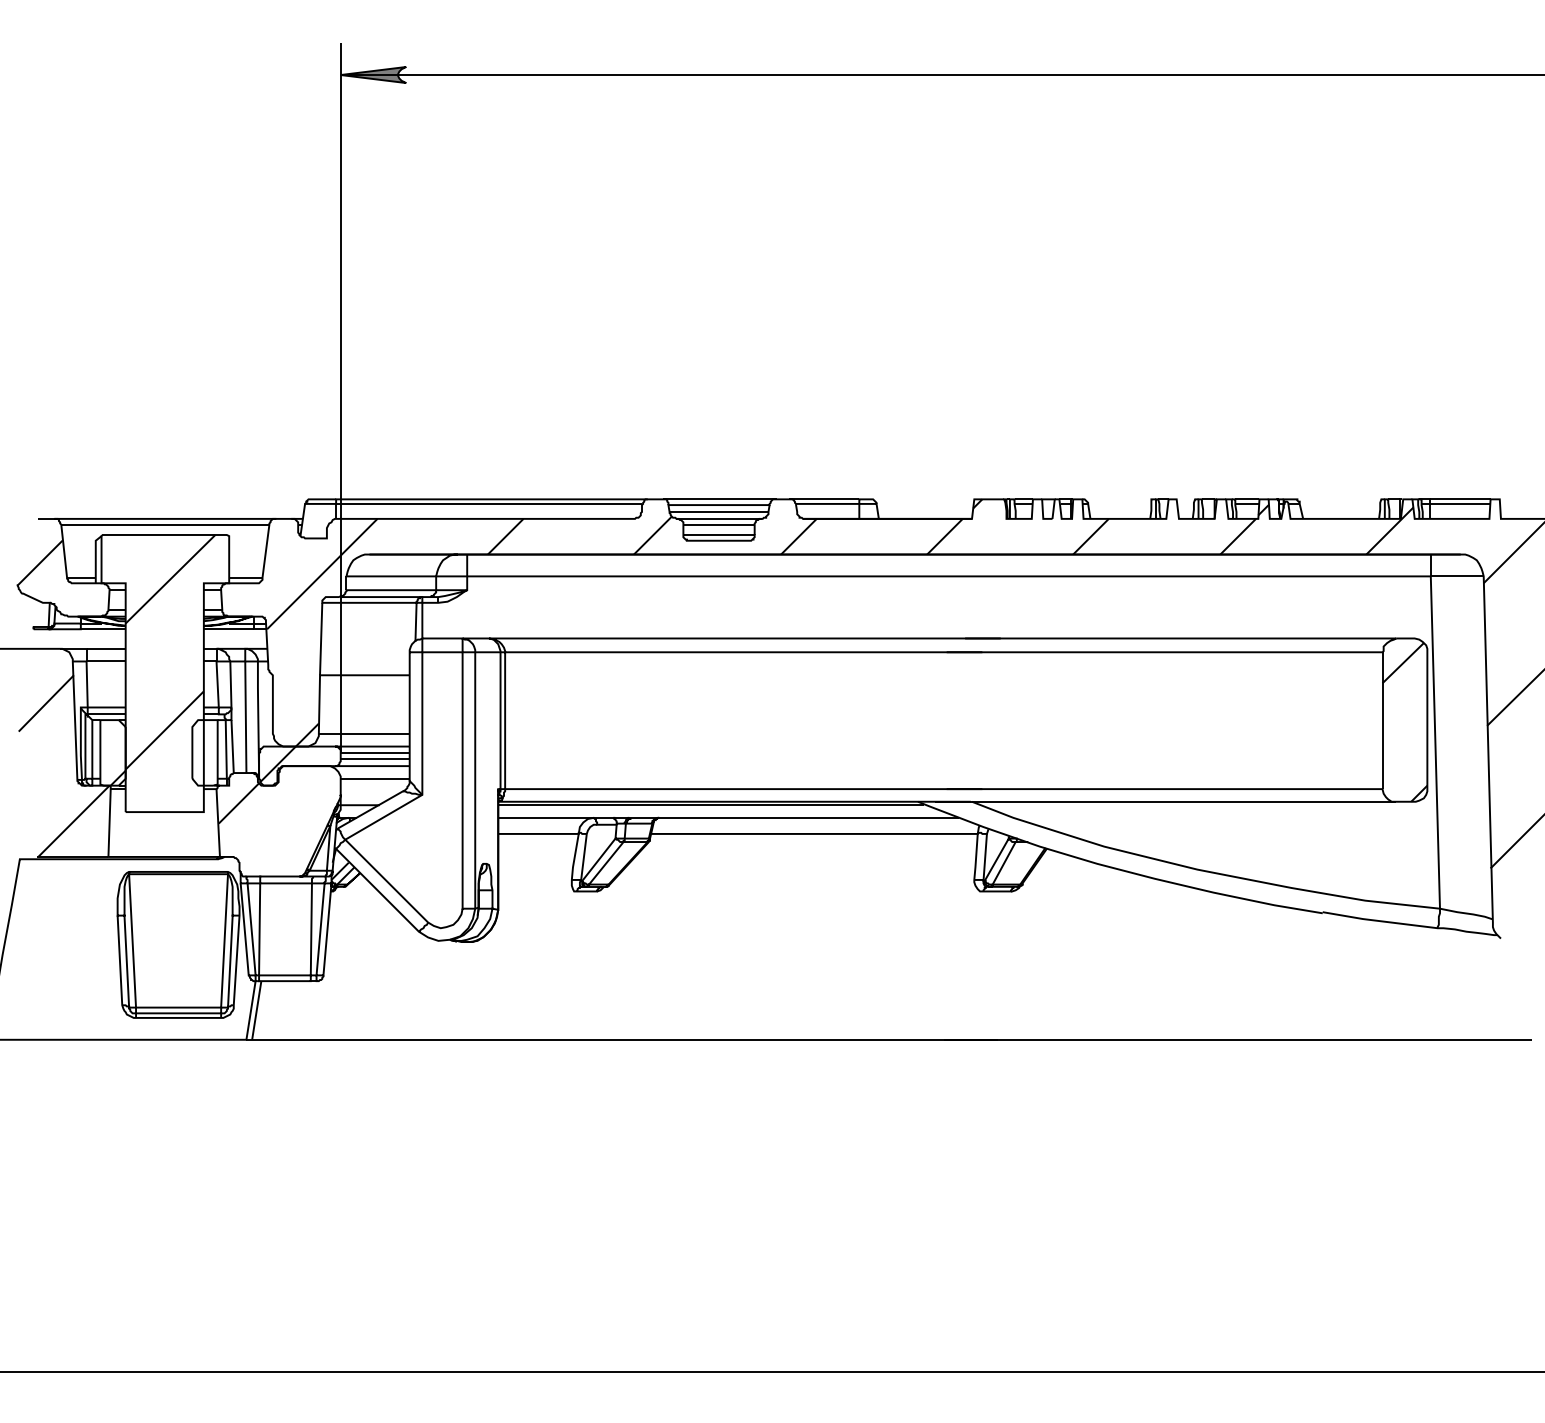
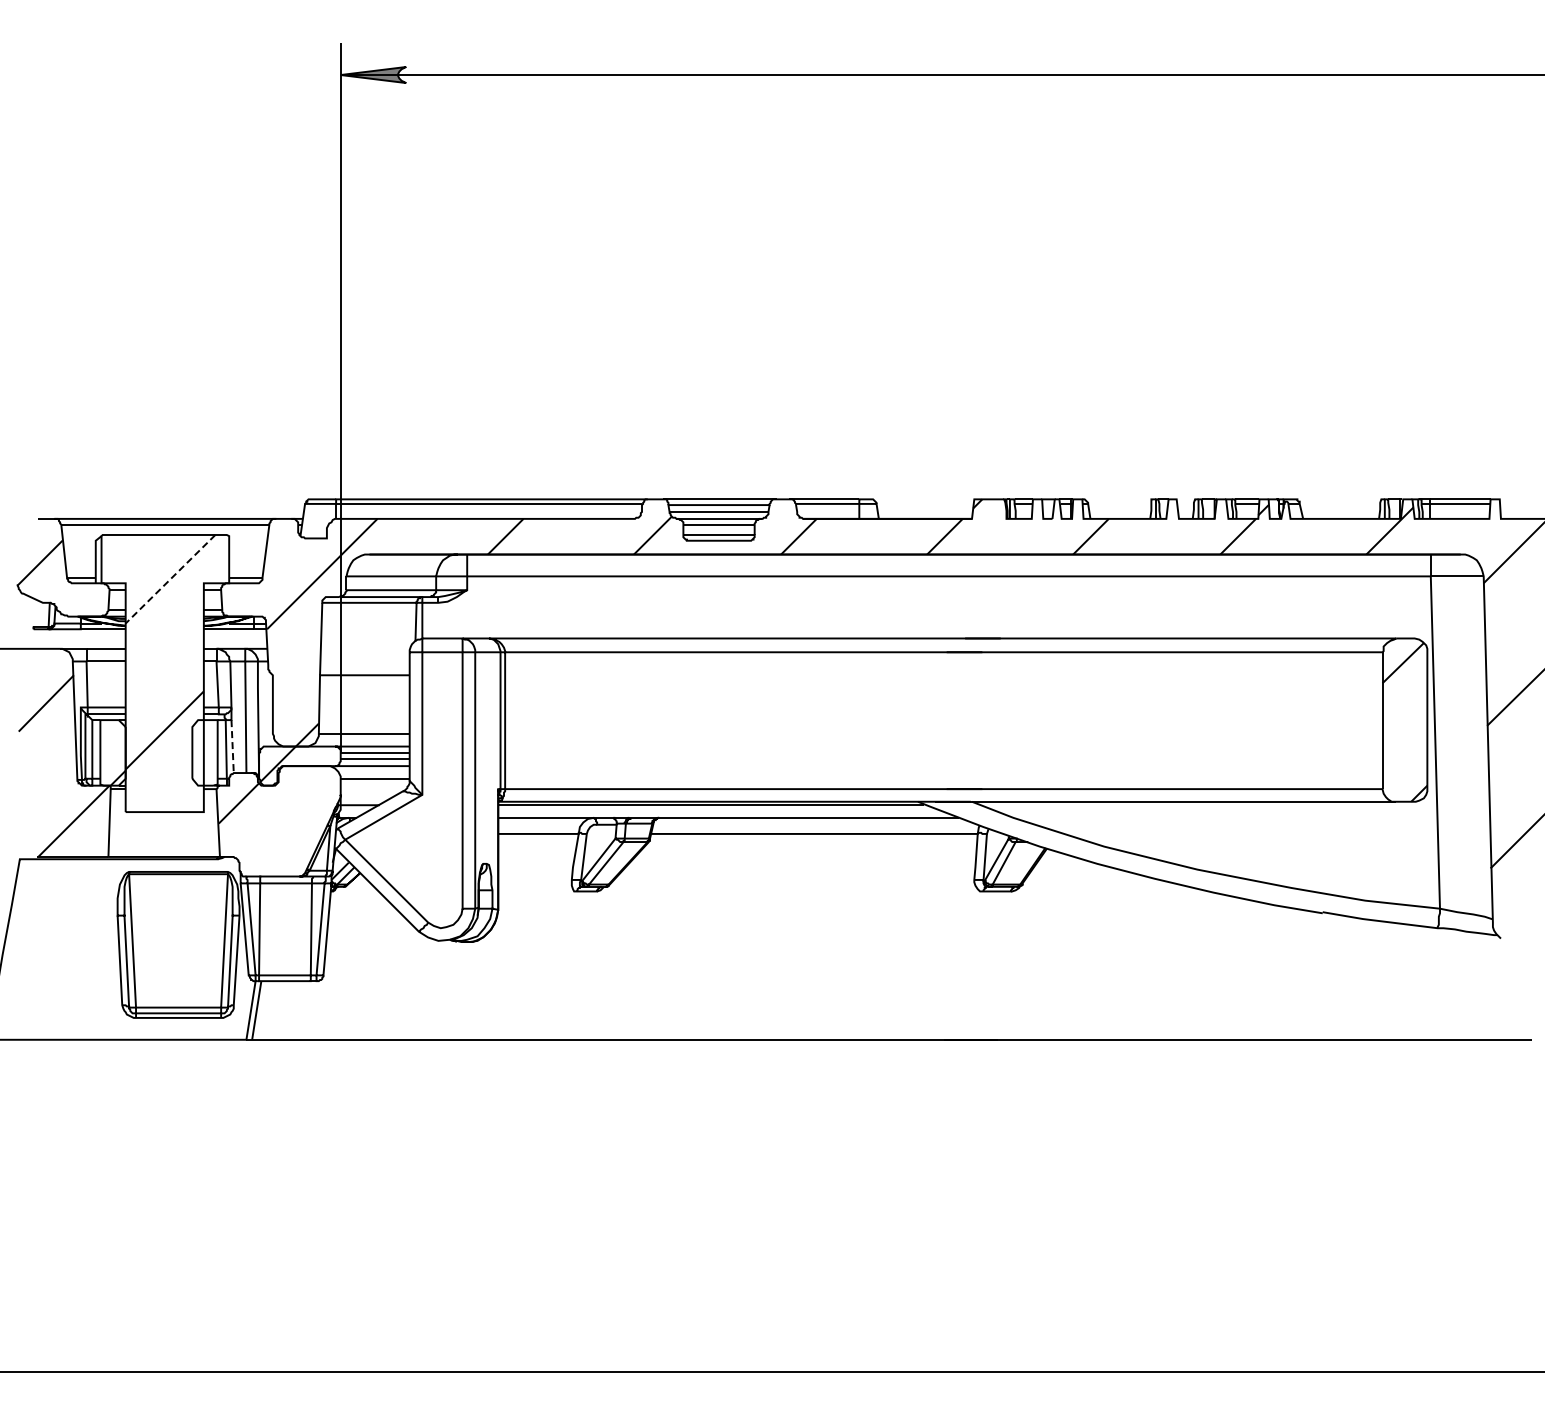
line: solid -> dashed (170, 579)
line: solid -> dashed (232, 747)
